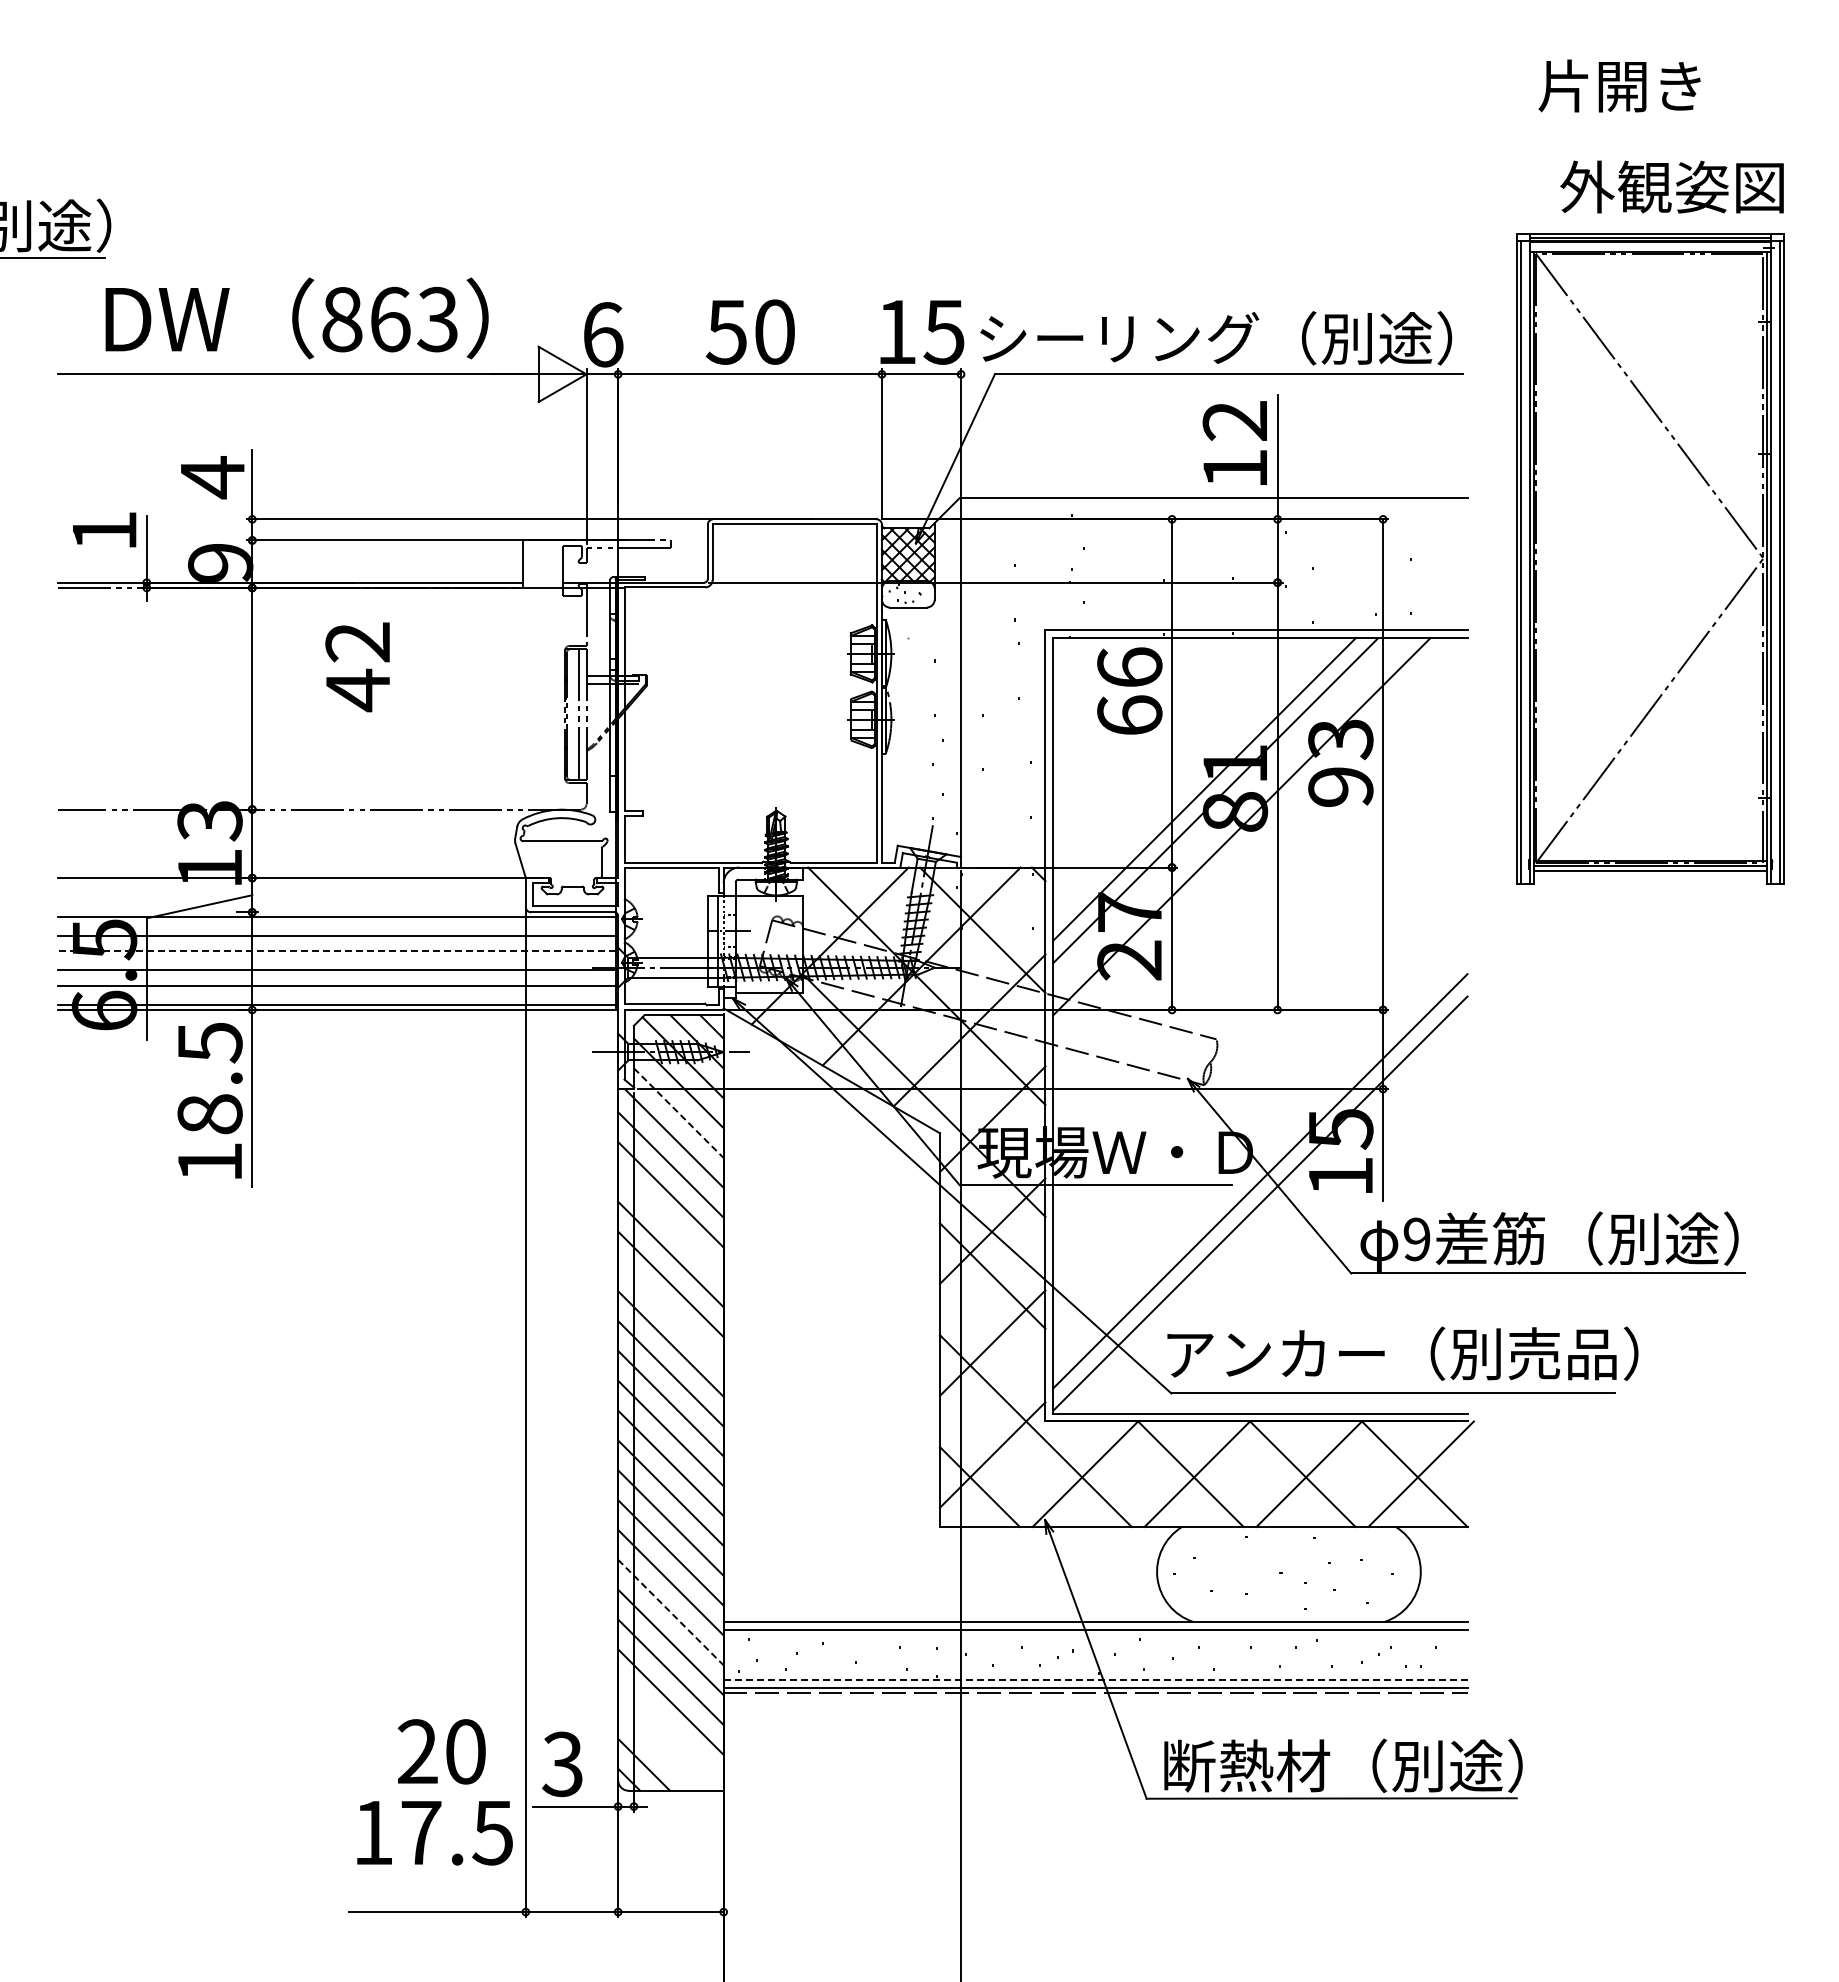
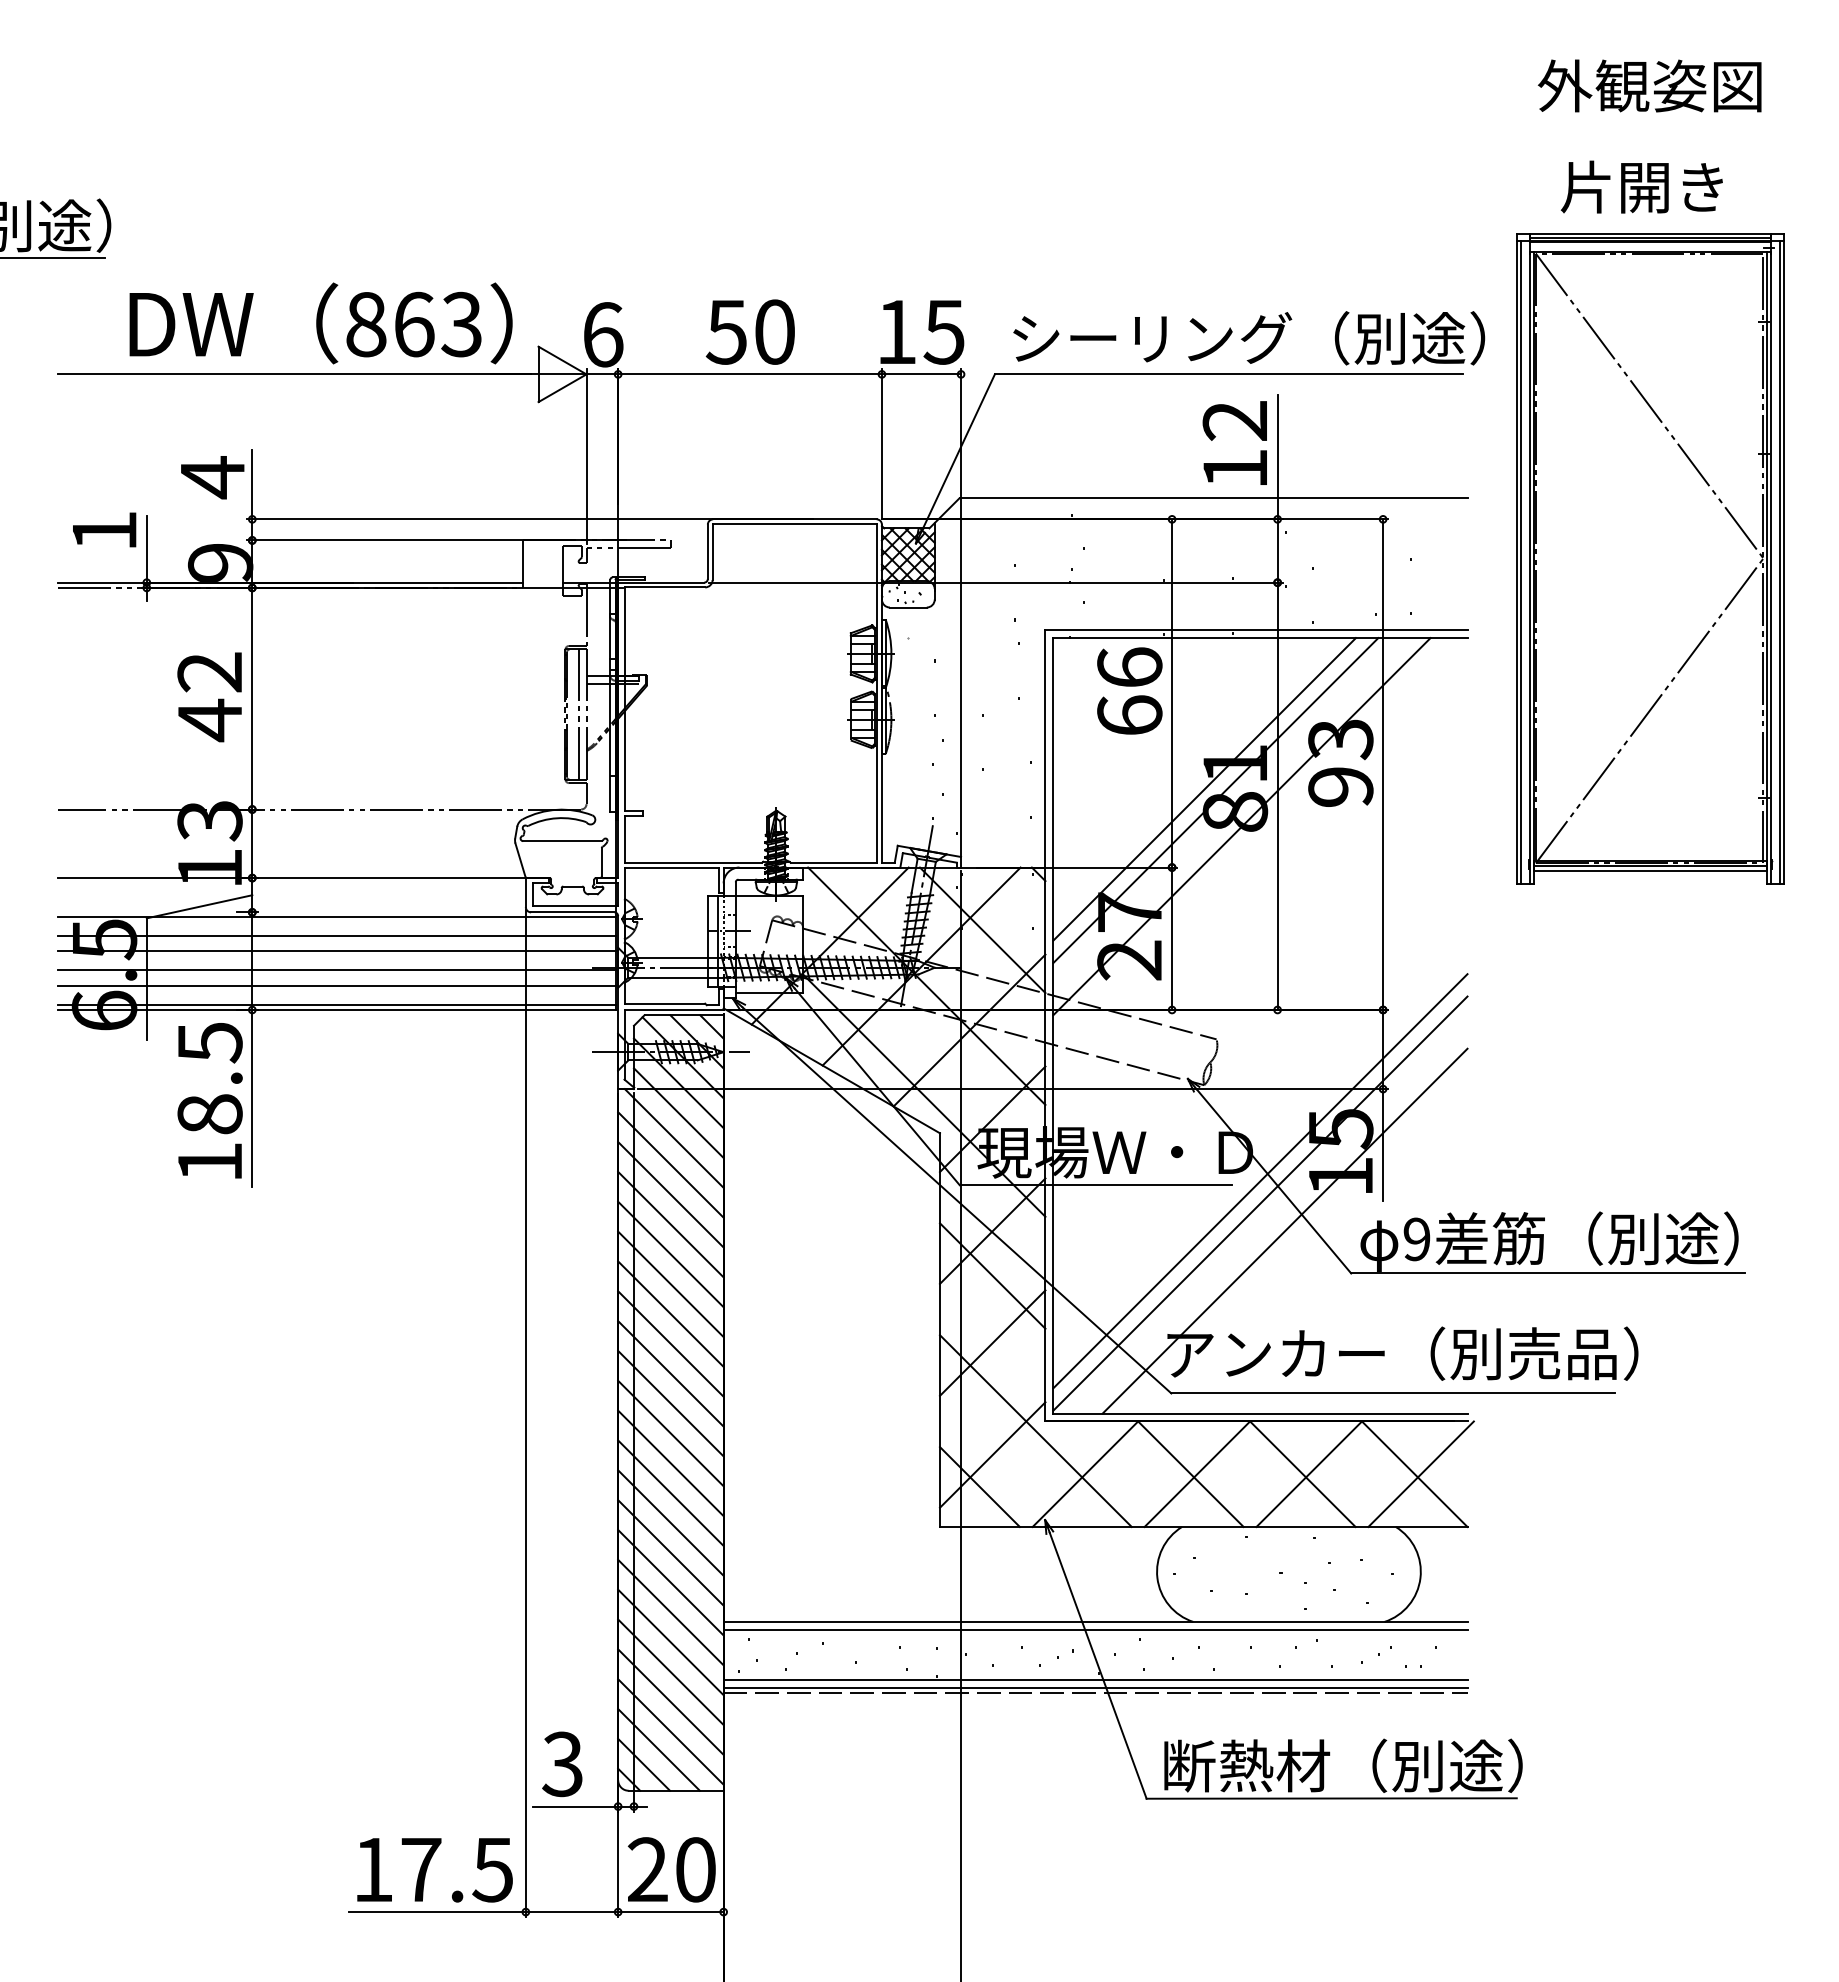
text: 片開き -> 外観姿図 (1649, 85)
text: 外観姿図 -> 片開き (1671, 186)
text position: (296, 318) -> (320, 323) (320, 323)
text position: (1216, 338) -> (1249, 338) (1249, 338)
text position: (357, 667) -> (209, 697) (209, 697)
line: dashed -> solid (336, 951)
line: dashed -> solid (679, 1113)
line: none -> present (670, 1224)
line: none -> present (1284, 1230)
line: none -> present (670, 1313)
line: dashed -> solid (670, 1612)
line: dashed -> solid (1095, 1679)
line: none -> present (670, 1731)
line: none -> present (658, 1749)
text position: (441, 1751) -> (671, 1869) (671, 1869)
text position: (434, 1833) -> (434, 1870) (434, 1870)
